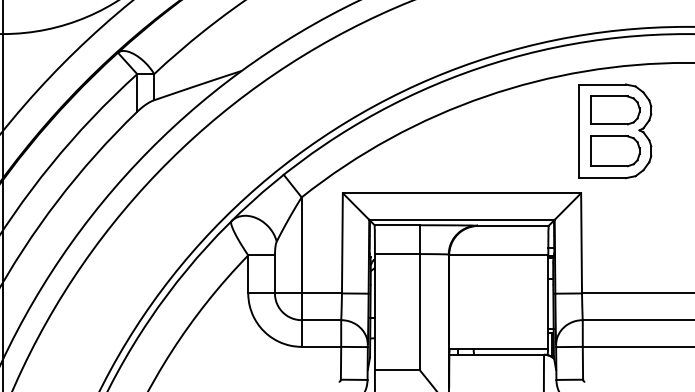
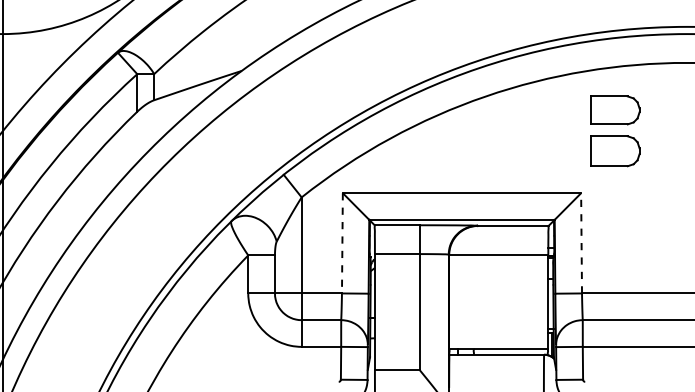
part: present -> none (615, 131)
line: solid -> dashed (581, 242)
line: solid -> dashed (342, 243)
